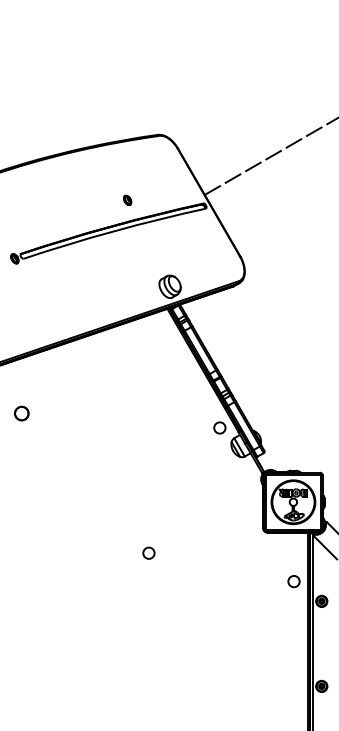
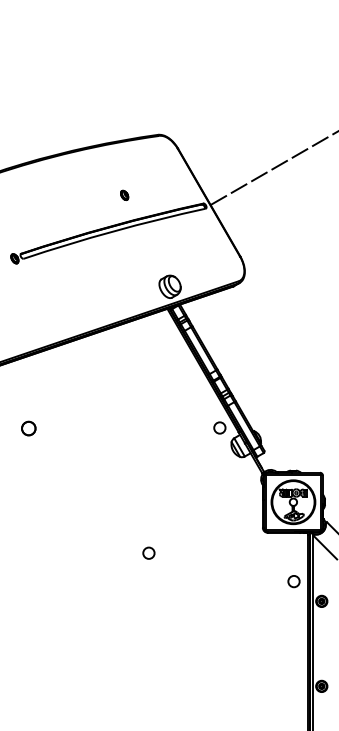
line position: (269, 157) -> (272, 168) (272, 168)
part position: (127, 199) -> (124, 194) (124, 194)
part position: (21, 413) -> (28, 428) (28, 428)
